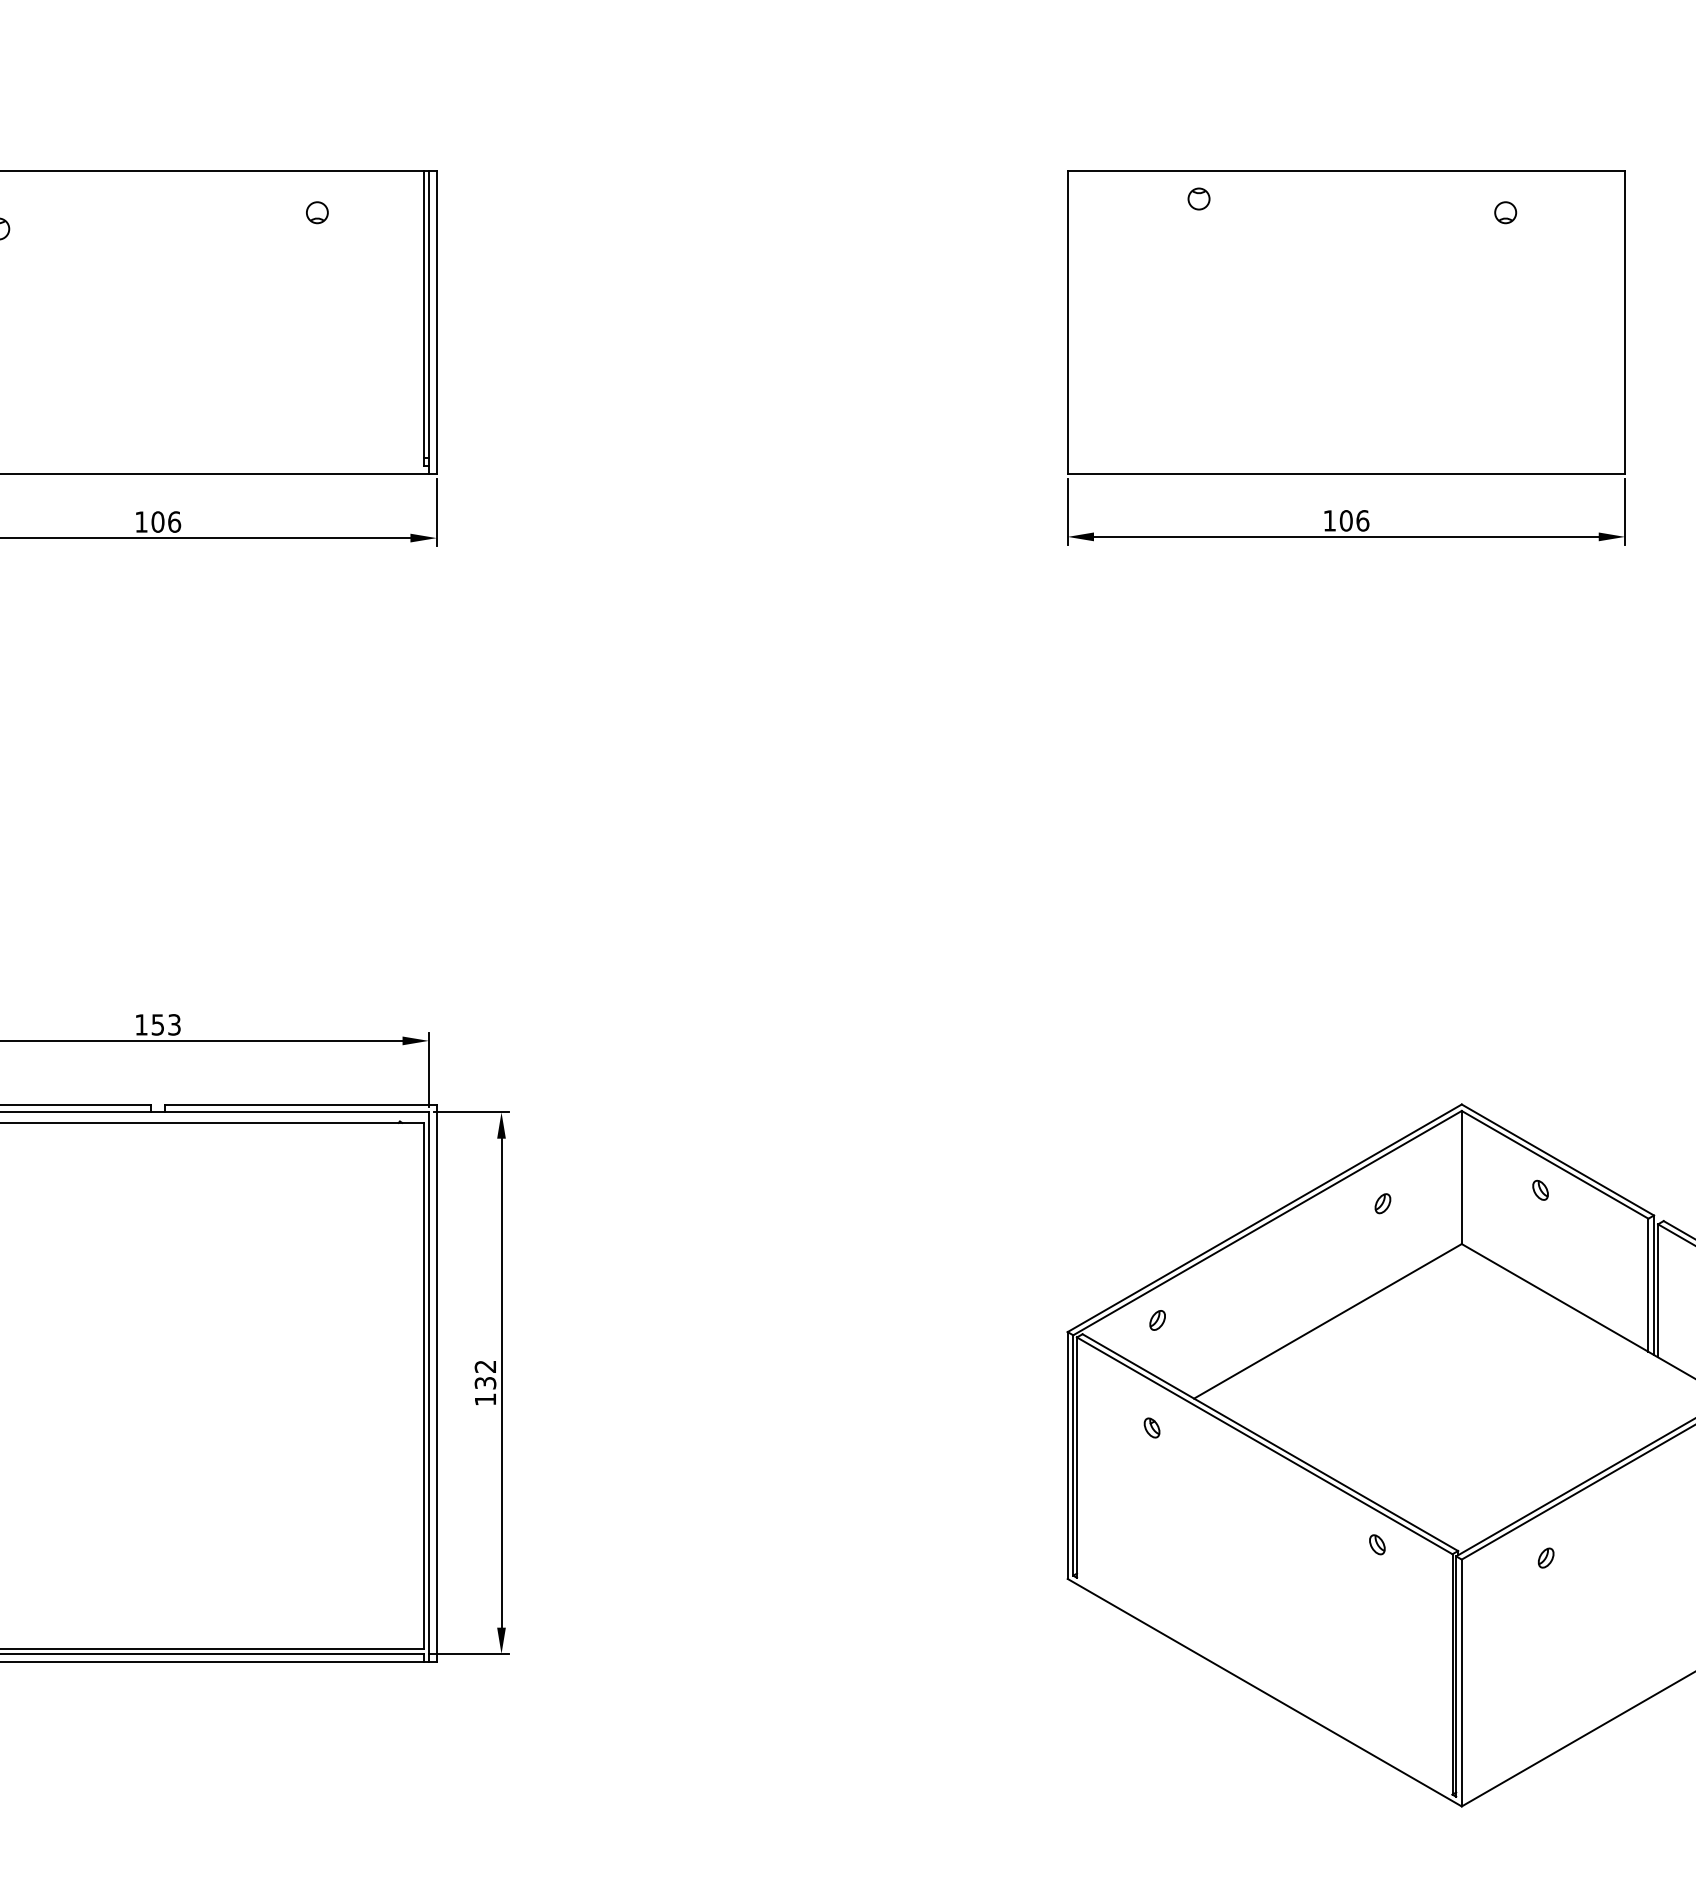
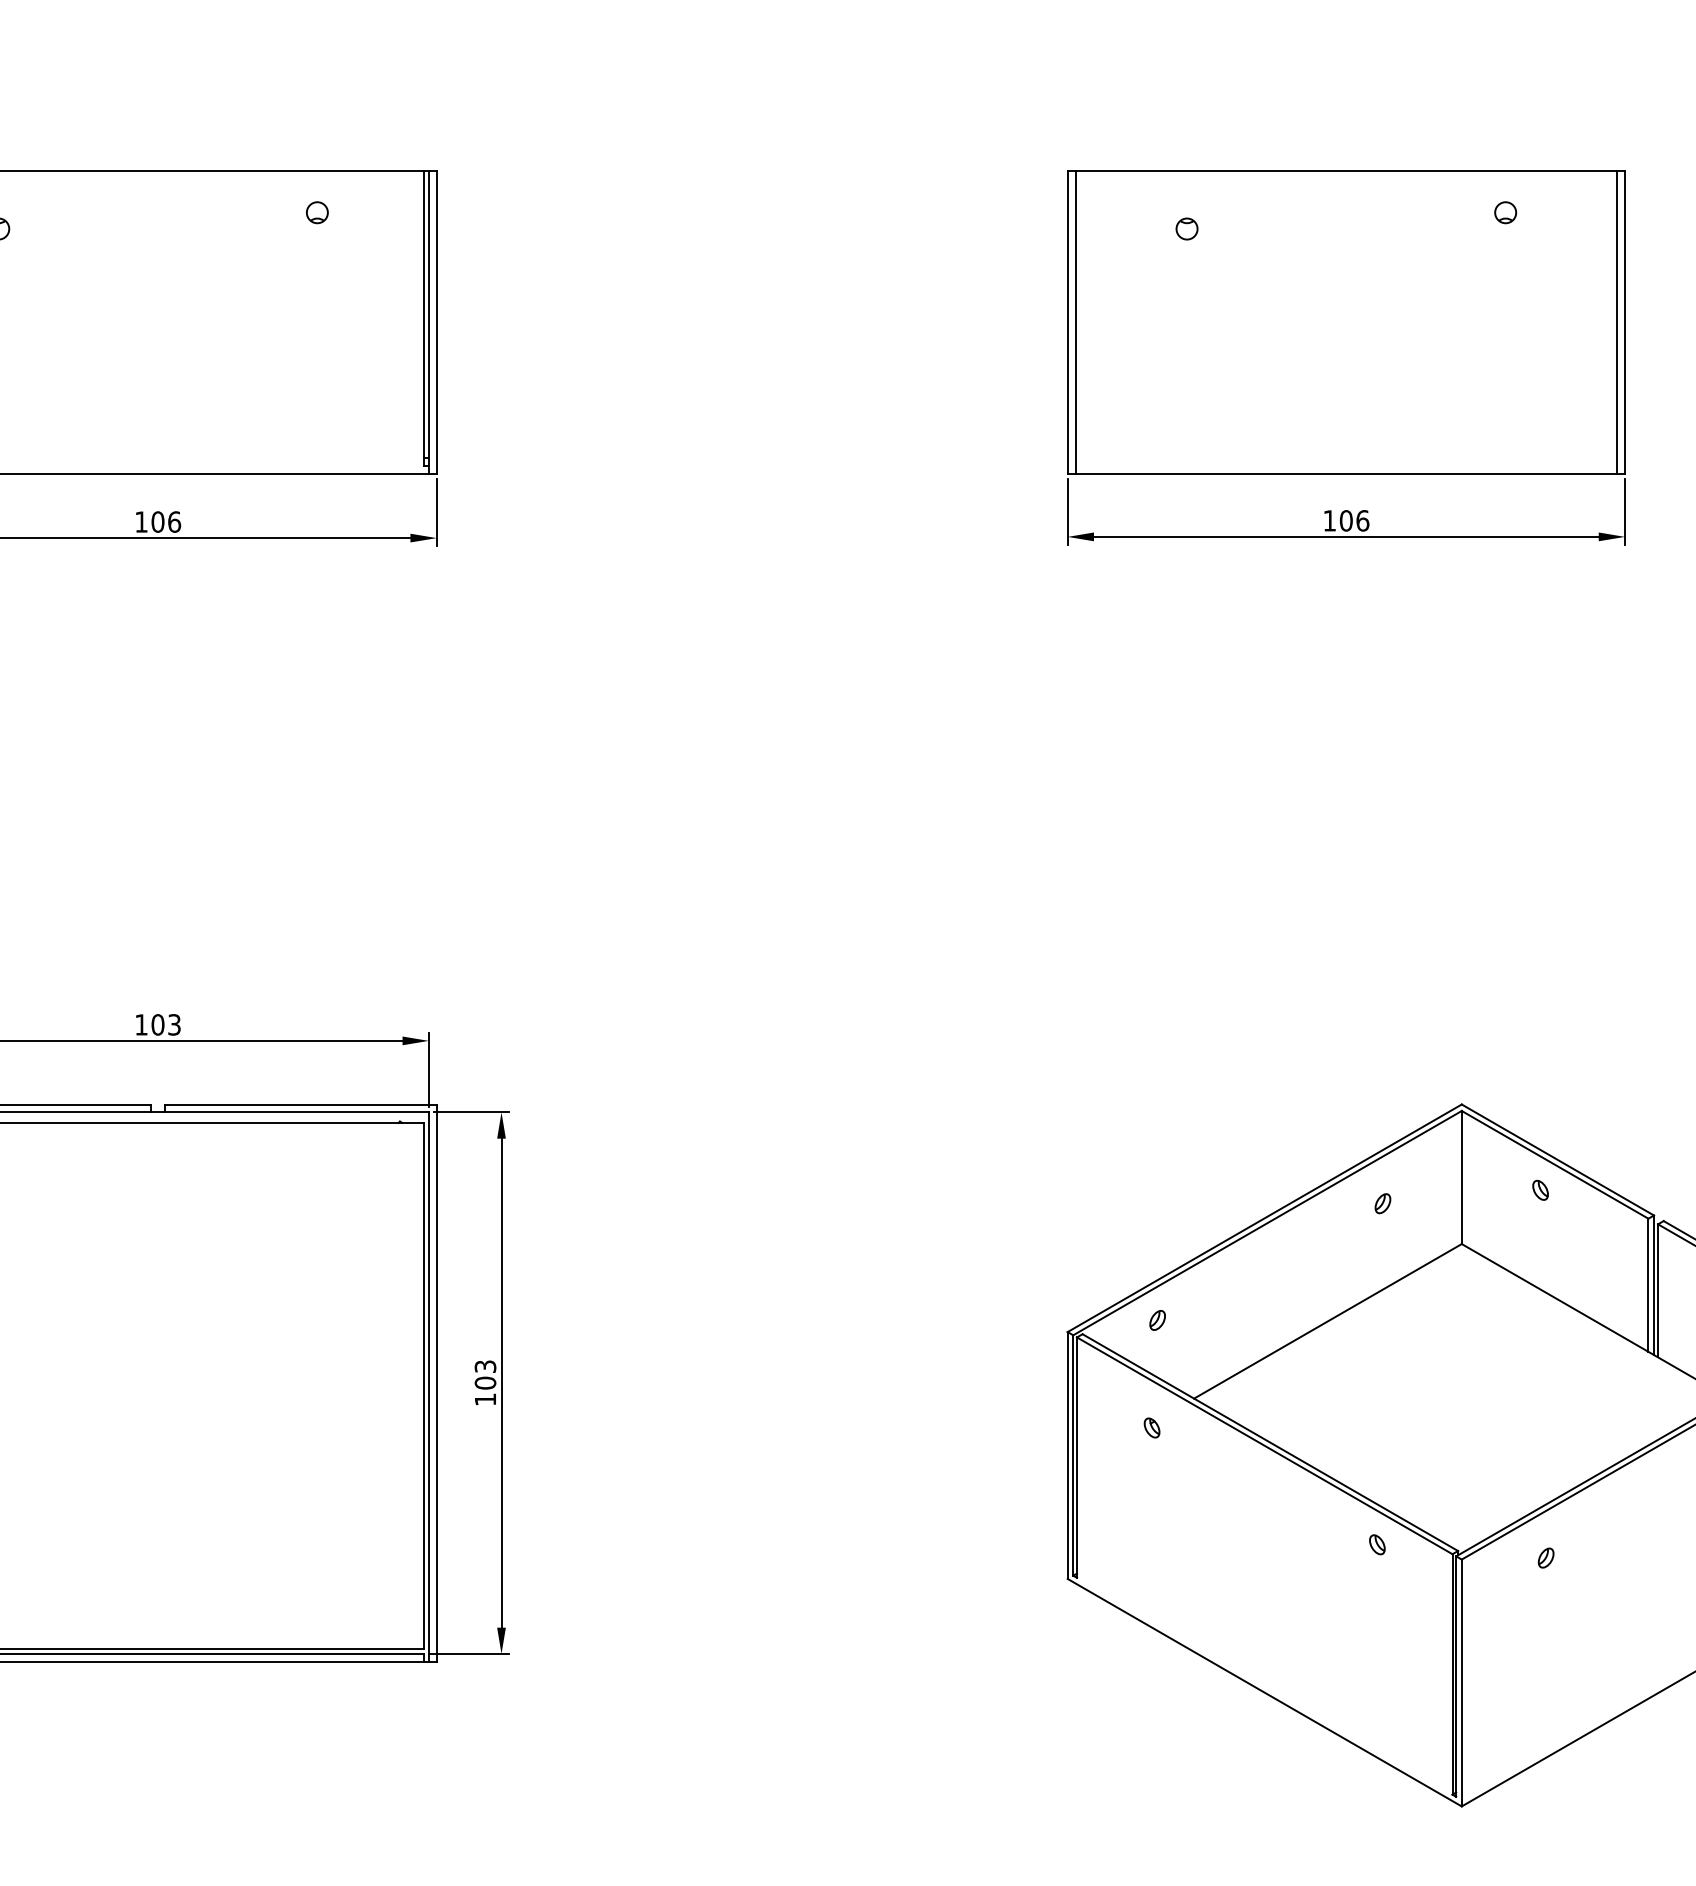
part position: (1198, 198) -> (1186, 228) (1186, 228)
line: none -> present (1075, 322)
line: none -> present (1617, 322)
text: 153 -> 103 (157, 1024)
text: 132 -> 103 (485, 1374)
